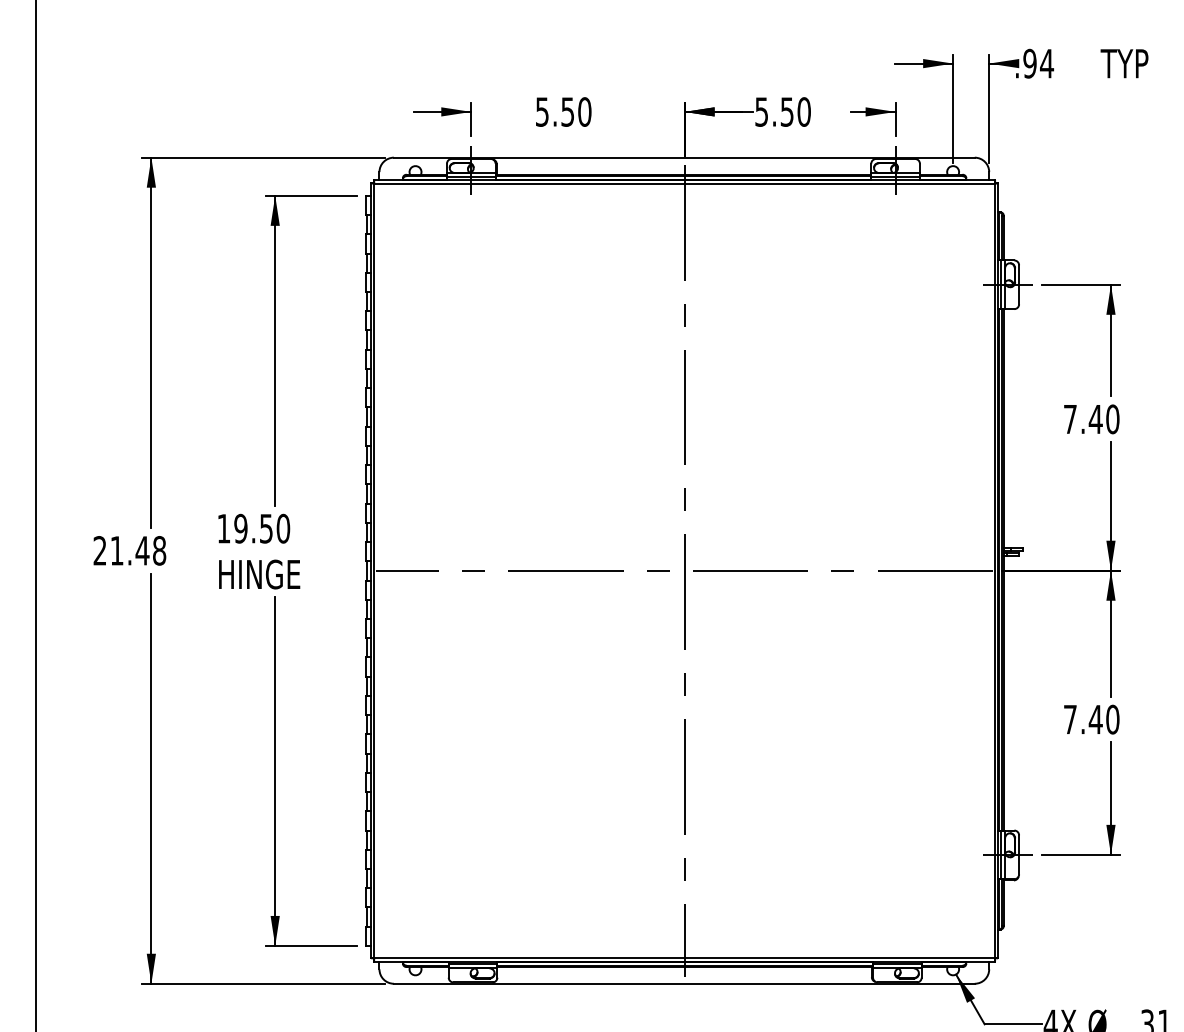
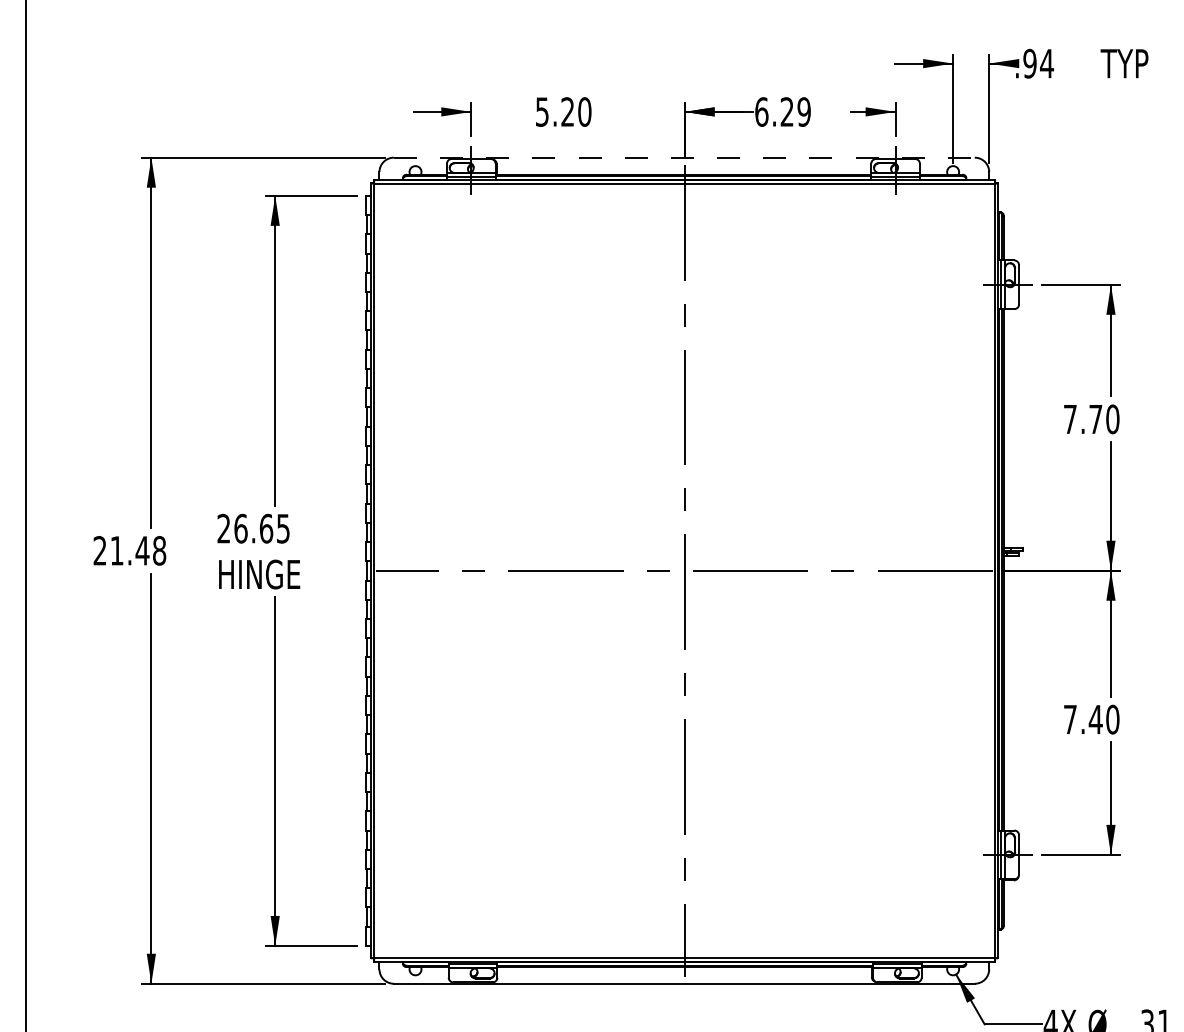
text: 5.50 -> 5.20 (567, 111)
text: 5.50 -> 6.29 (782, 111)
line: solid -> dashed (684, 157)
text: 7.40 -> 7.70 (1095, 419)
line position: (35, 515) -> (25, 515) (25, 515)
text: 19.50 -> 26.65 (253, 528)
